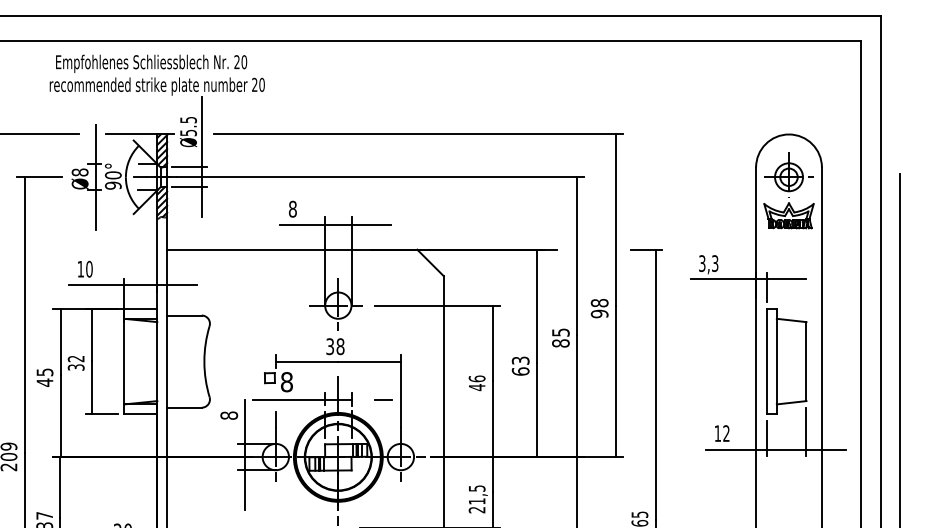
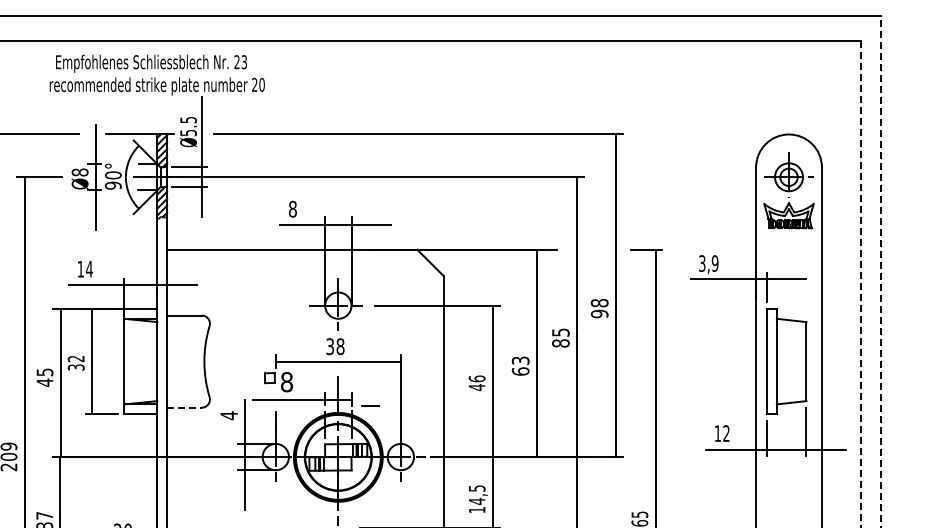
text: 20 -> 23 (244, 62)
text: 3,3 -> 3,9 (714, 263)
text: 10 -> 14 (88, 268)
line: solid -> dashed (881, 271)
line: solid -> dashed (861, 284)
line: present -> none (900, 349)
line position: (383, 399) -> (370, 405) (370, 405)
line: solid -> dashed (184, 407)
text: 8 -> 4 (229, 415)
text: 21,5 -> 14,5 (476, 505)
